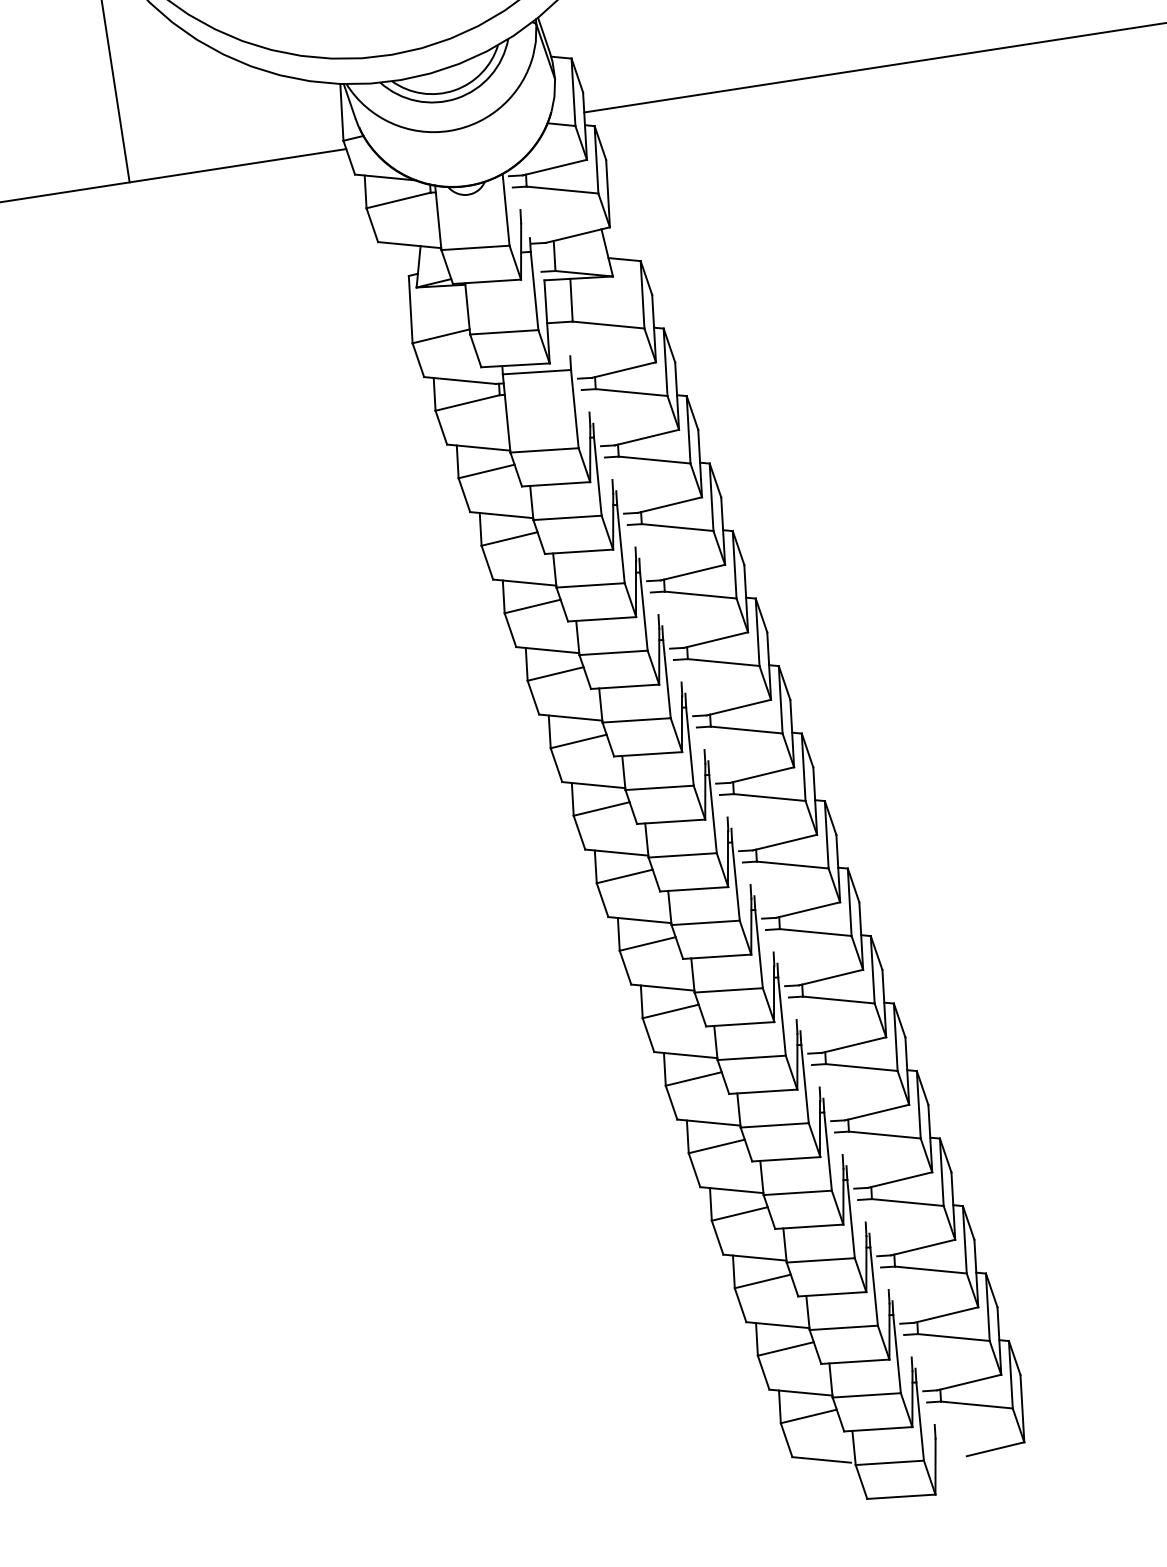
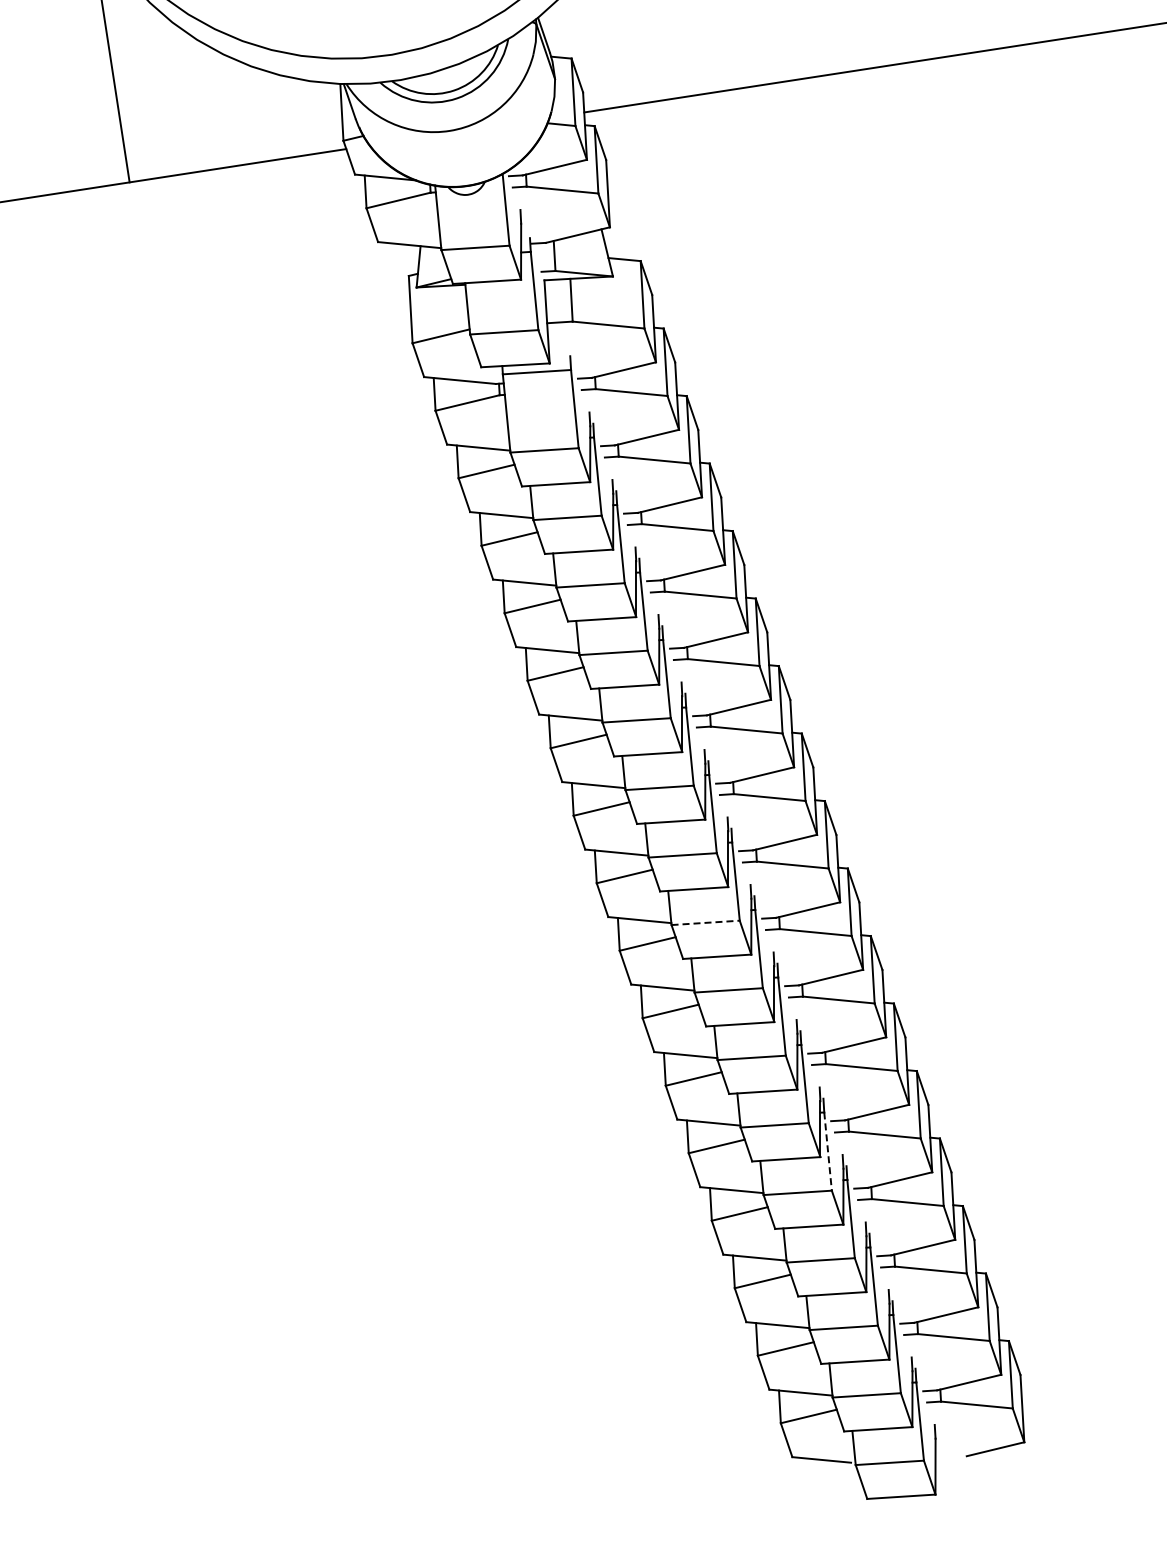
line: solid -> dashed (706, 922)
line: solid -> dashed (828, 1152)
